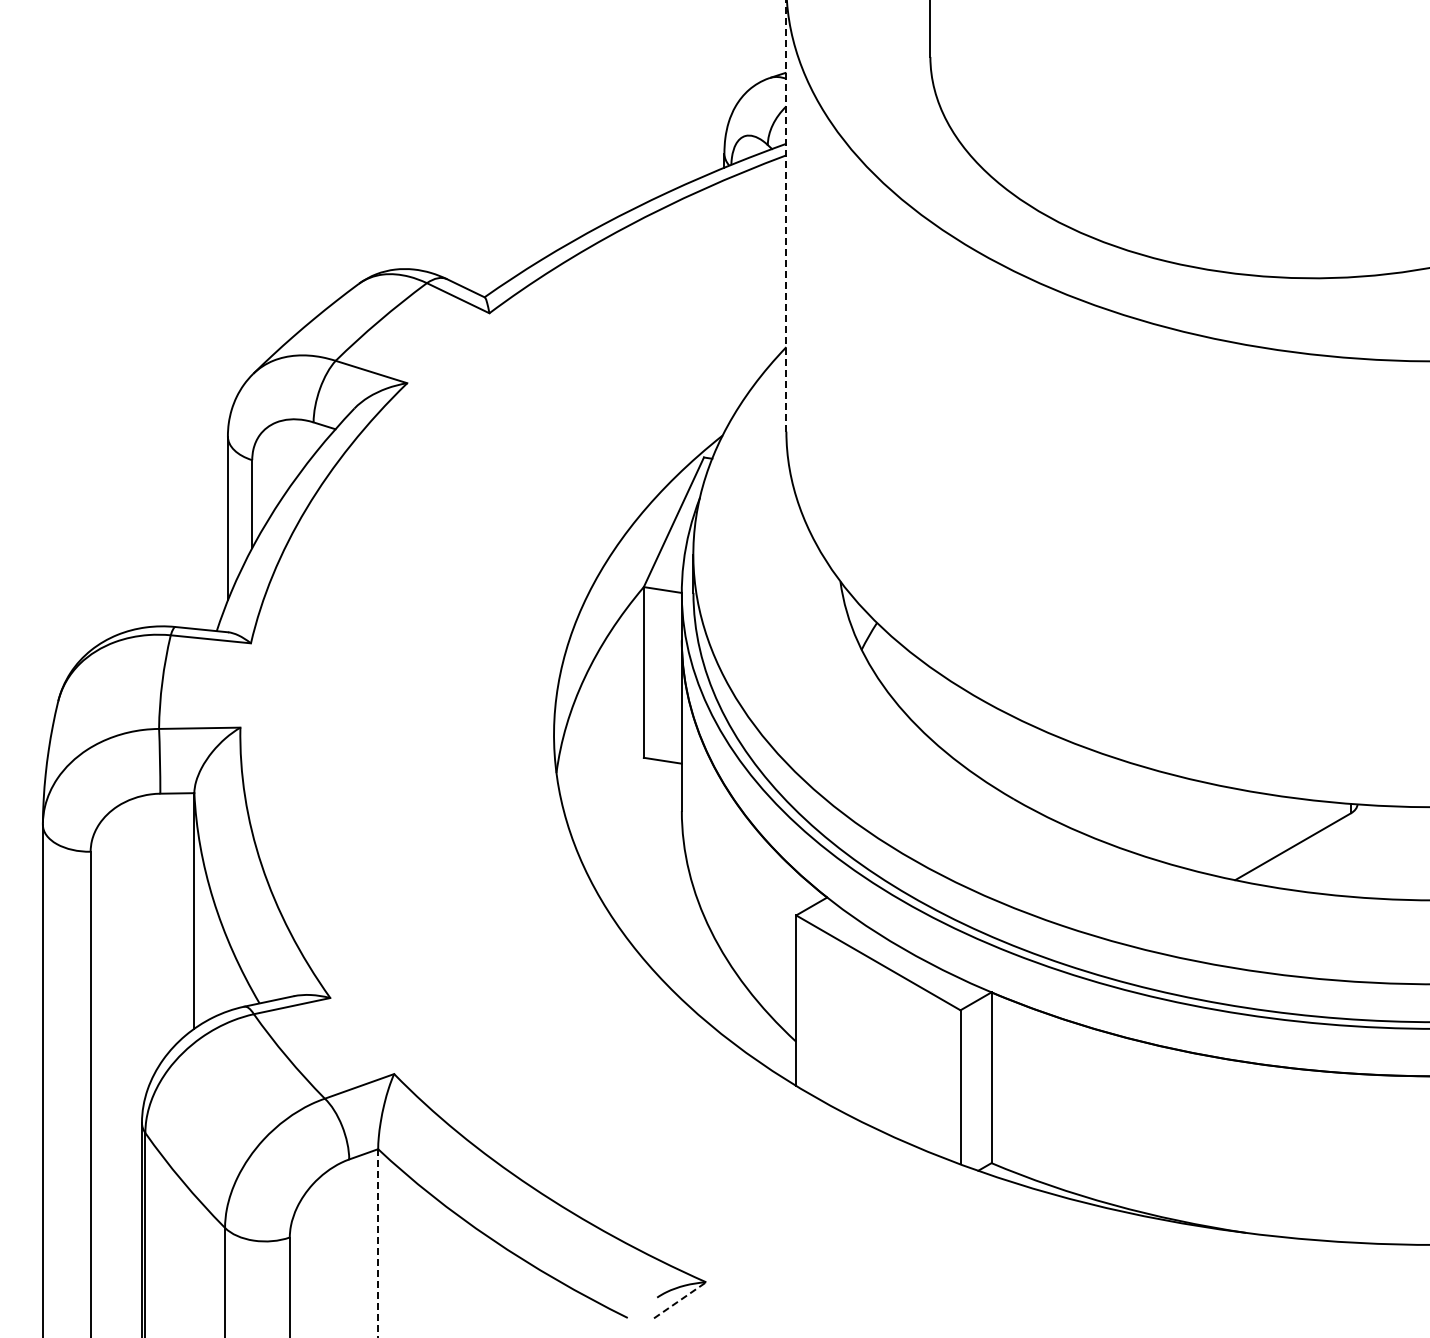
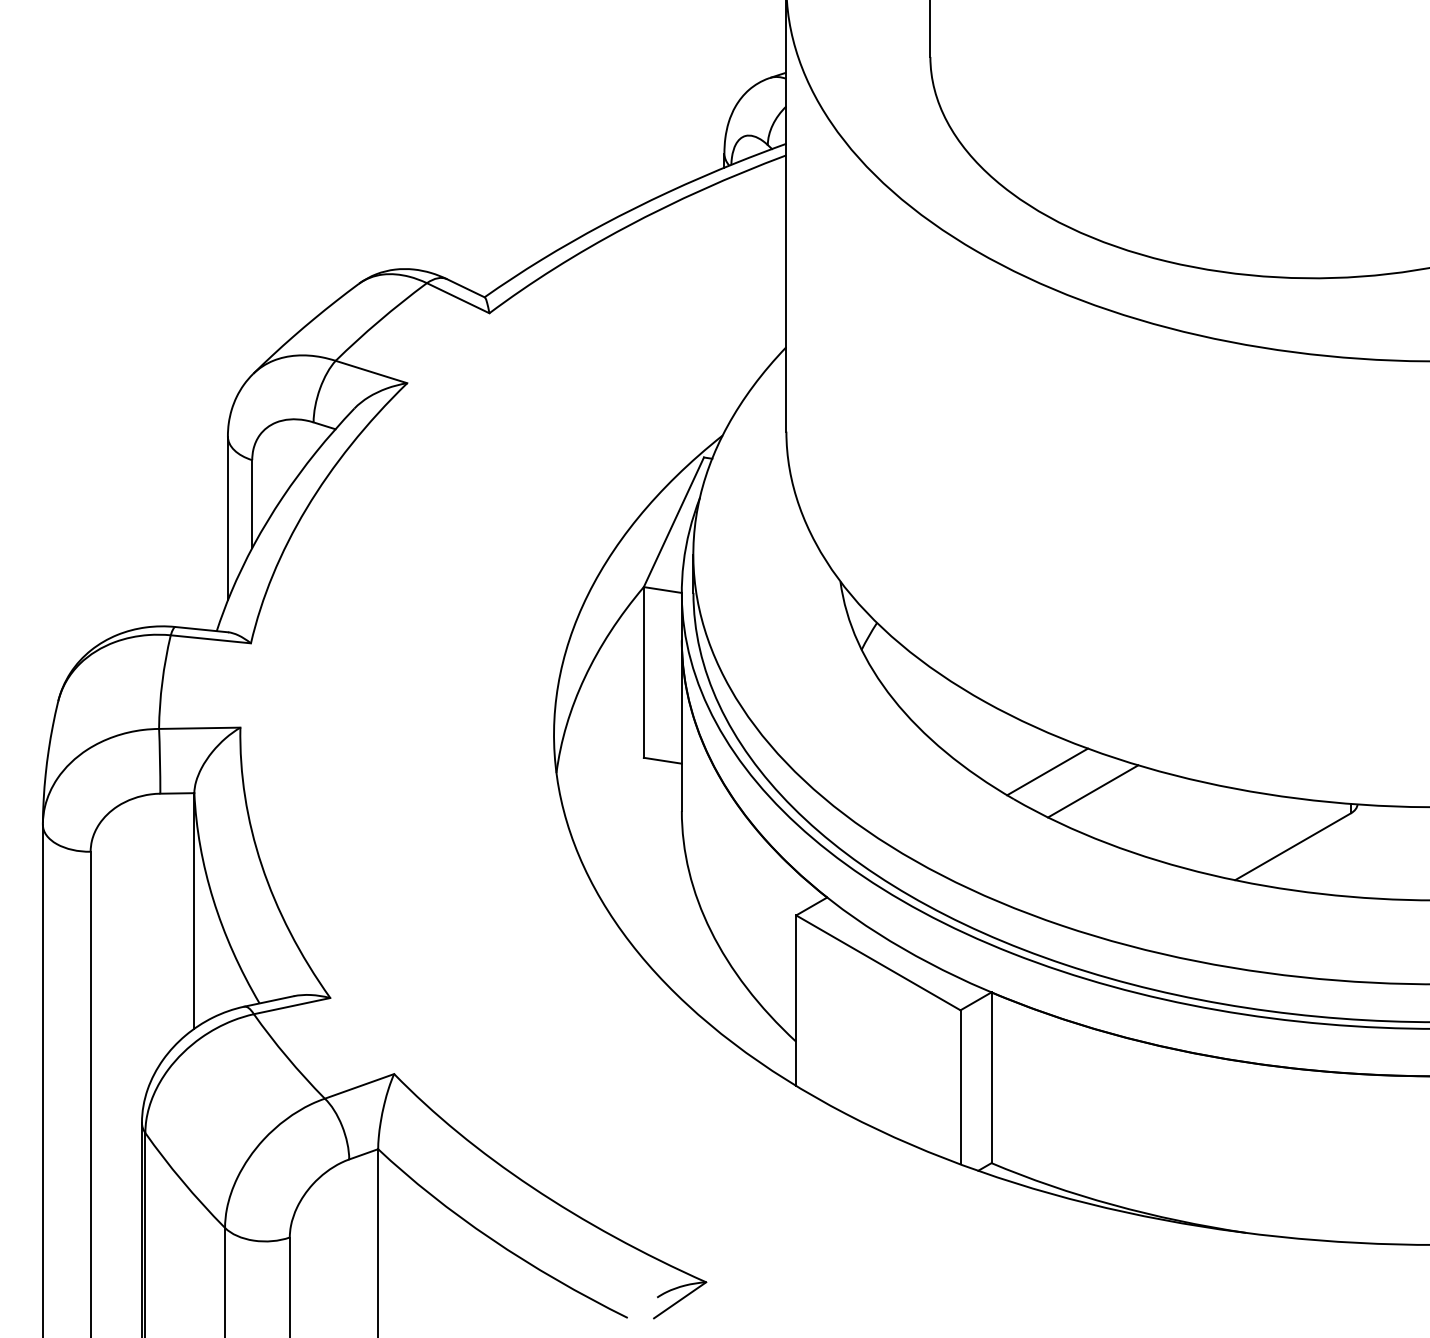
line: dashed -> solid (786, 215)
line: none -> present (1047, 771)
line: none -> present (1093, 791)
line: dashed -> solid (378, 1243)
line: dashed -> solid (680, 1300)
